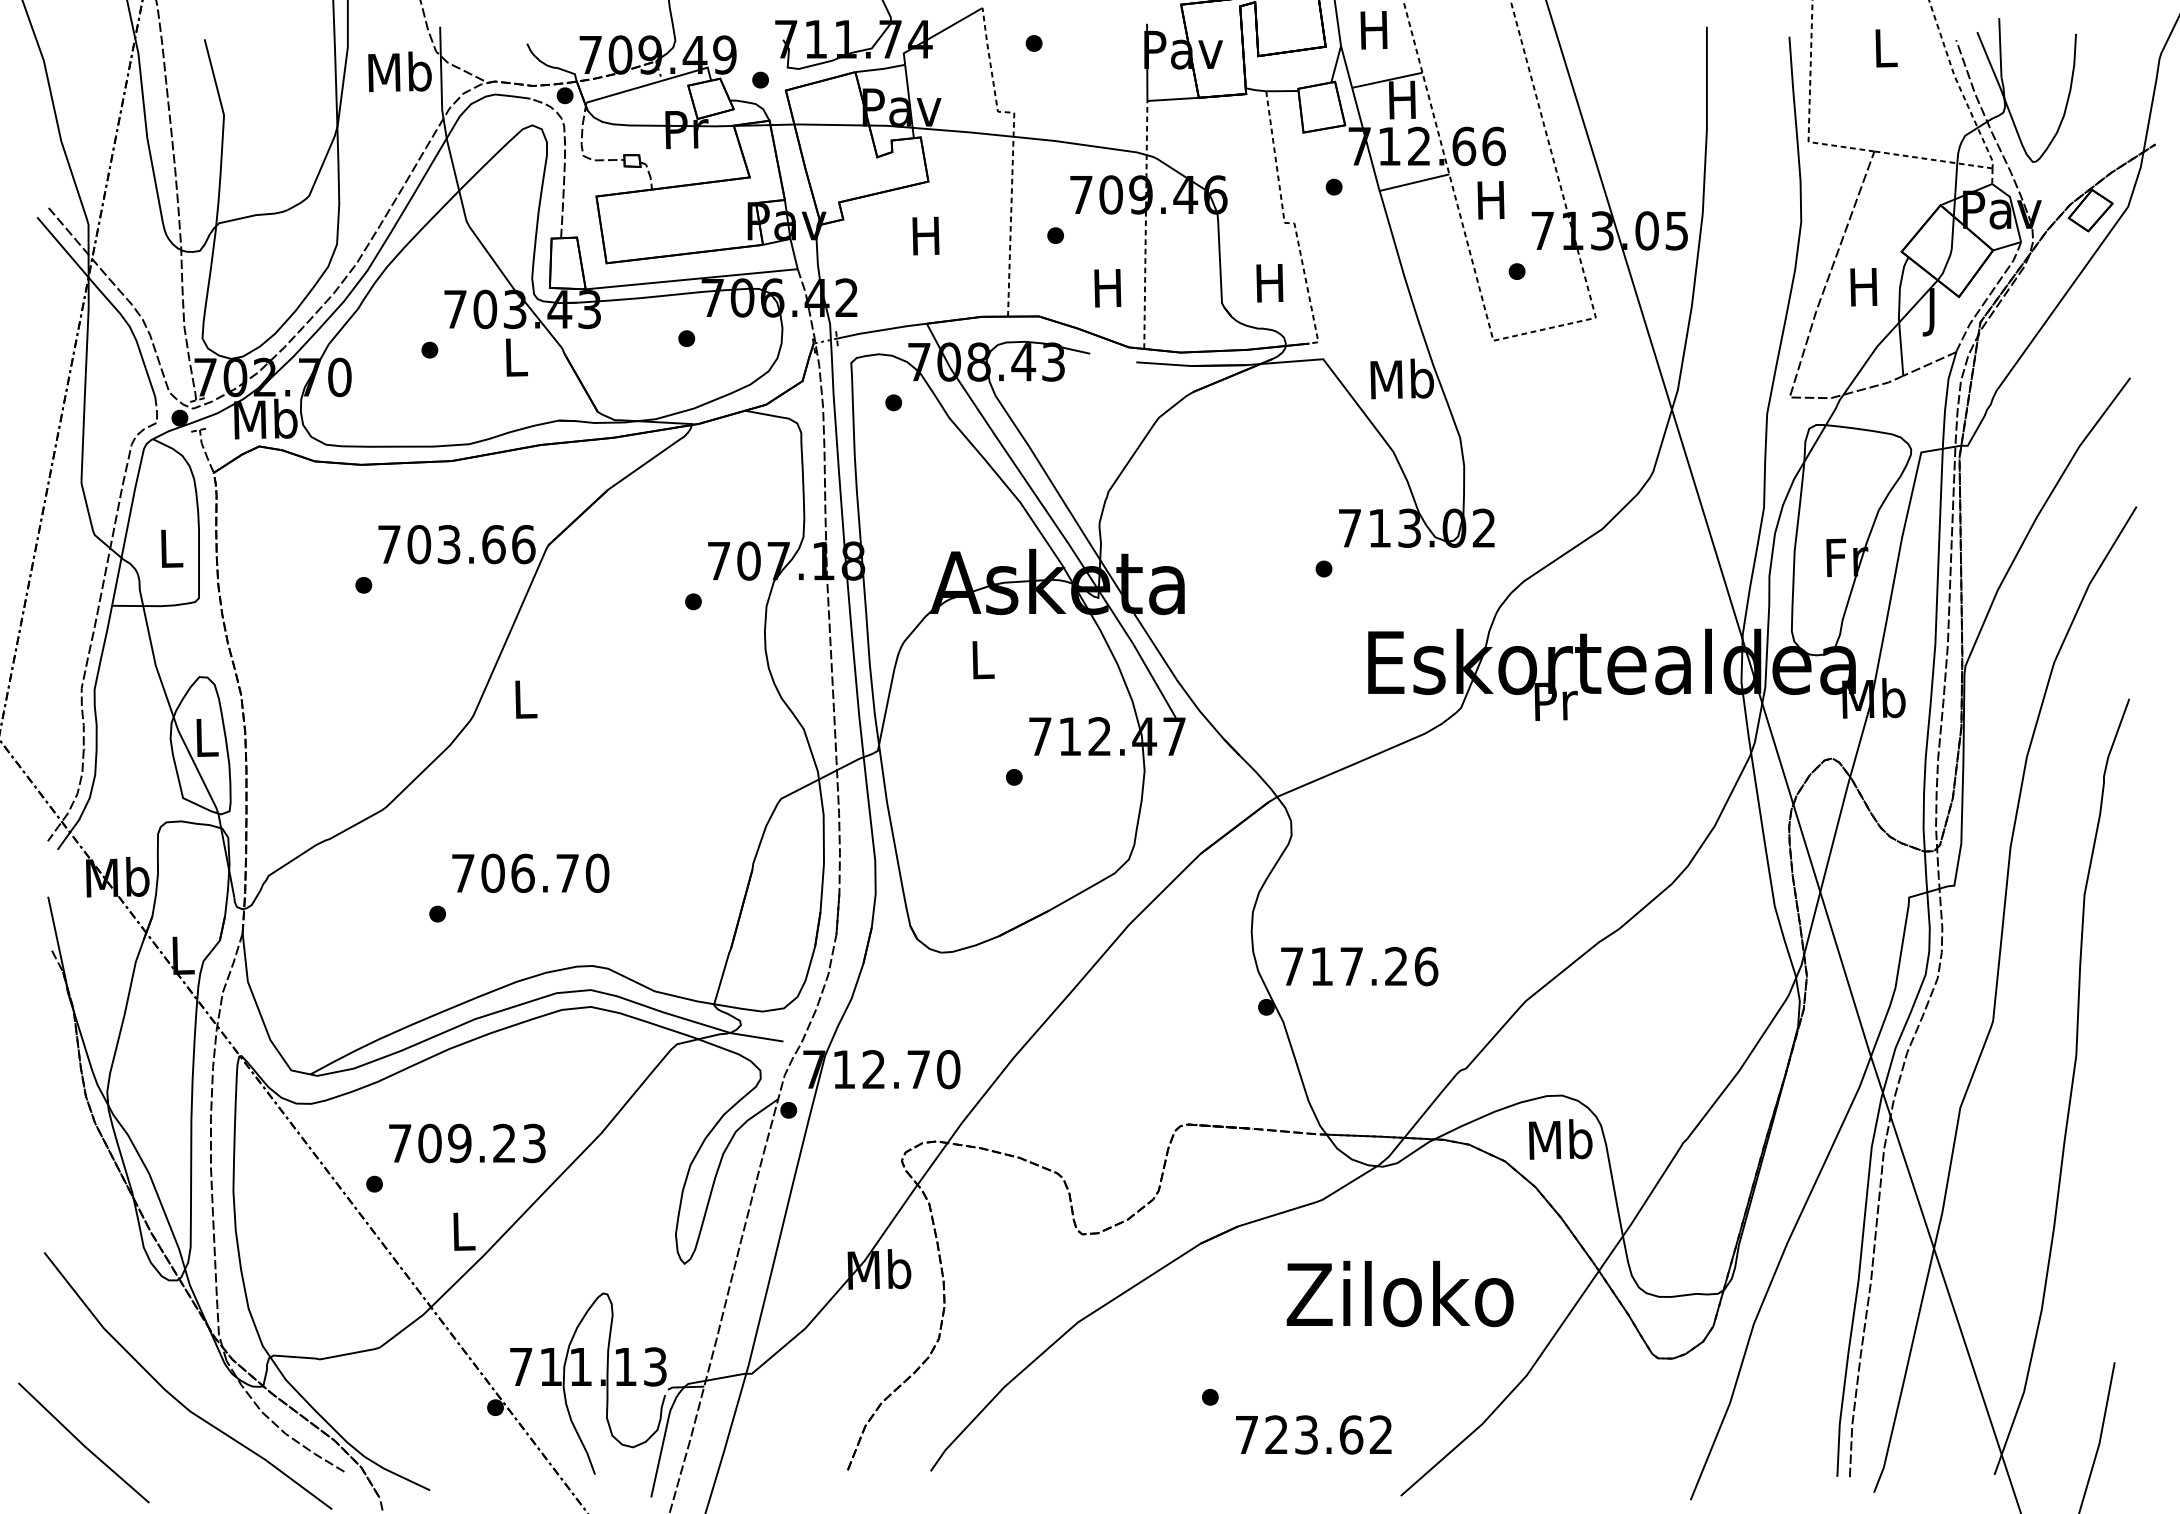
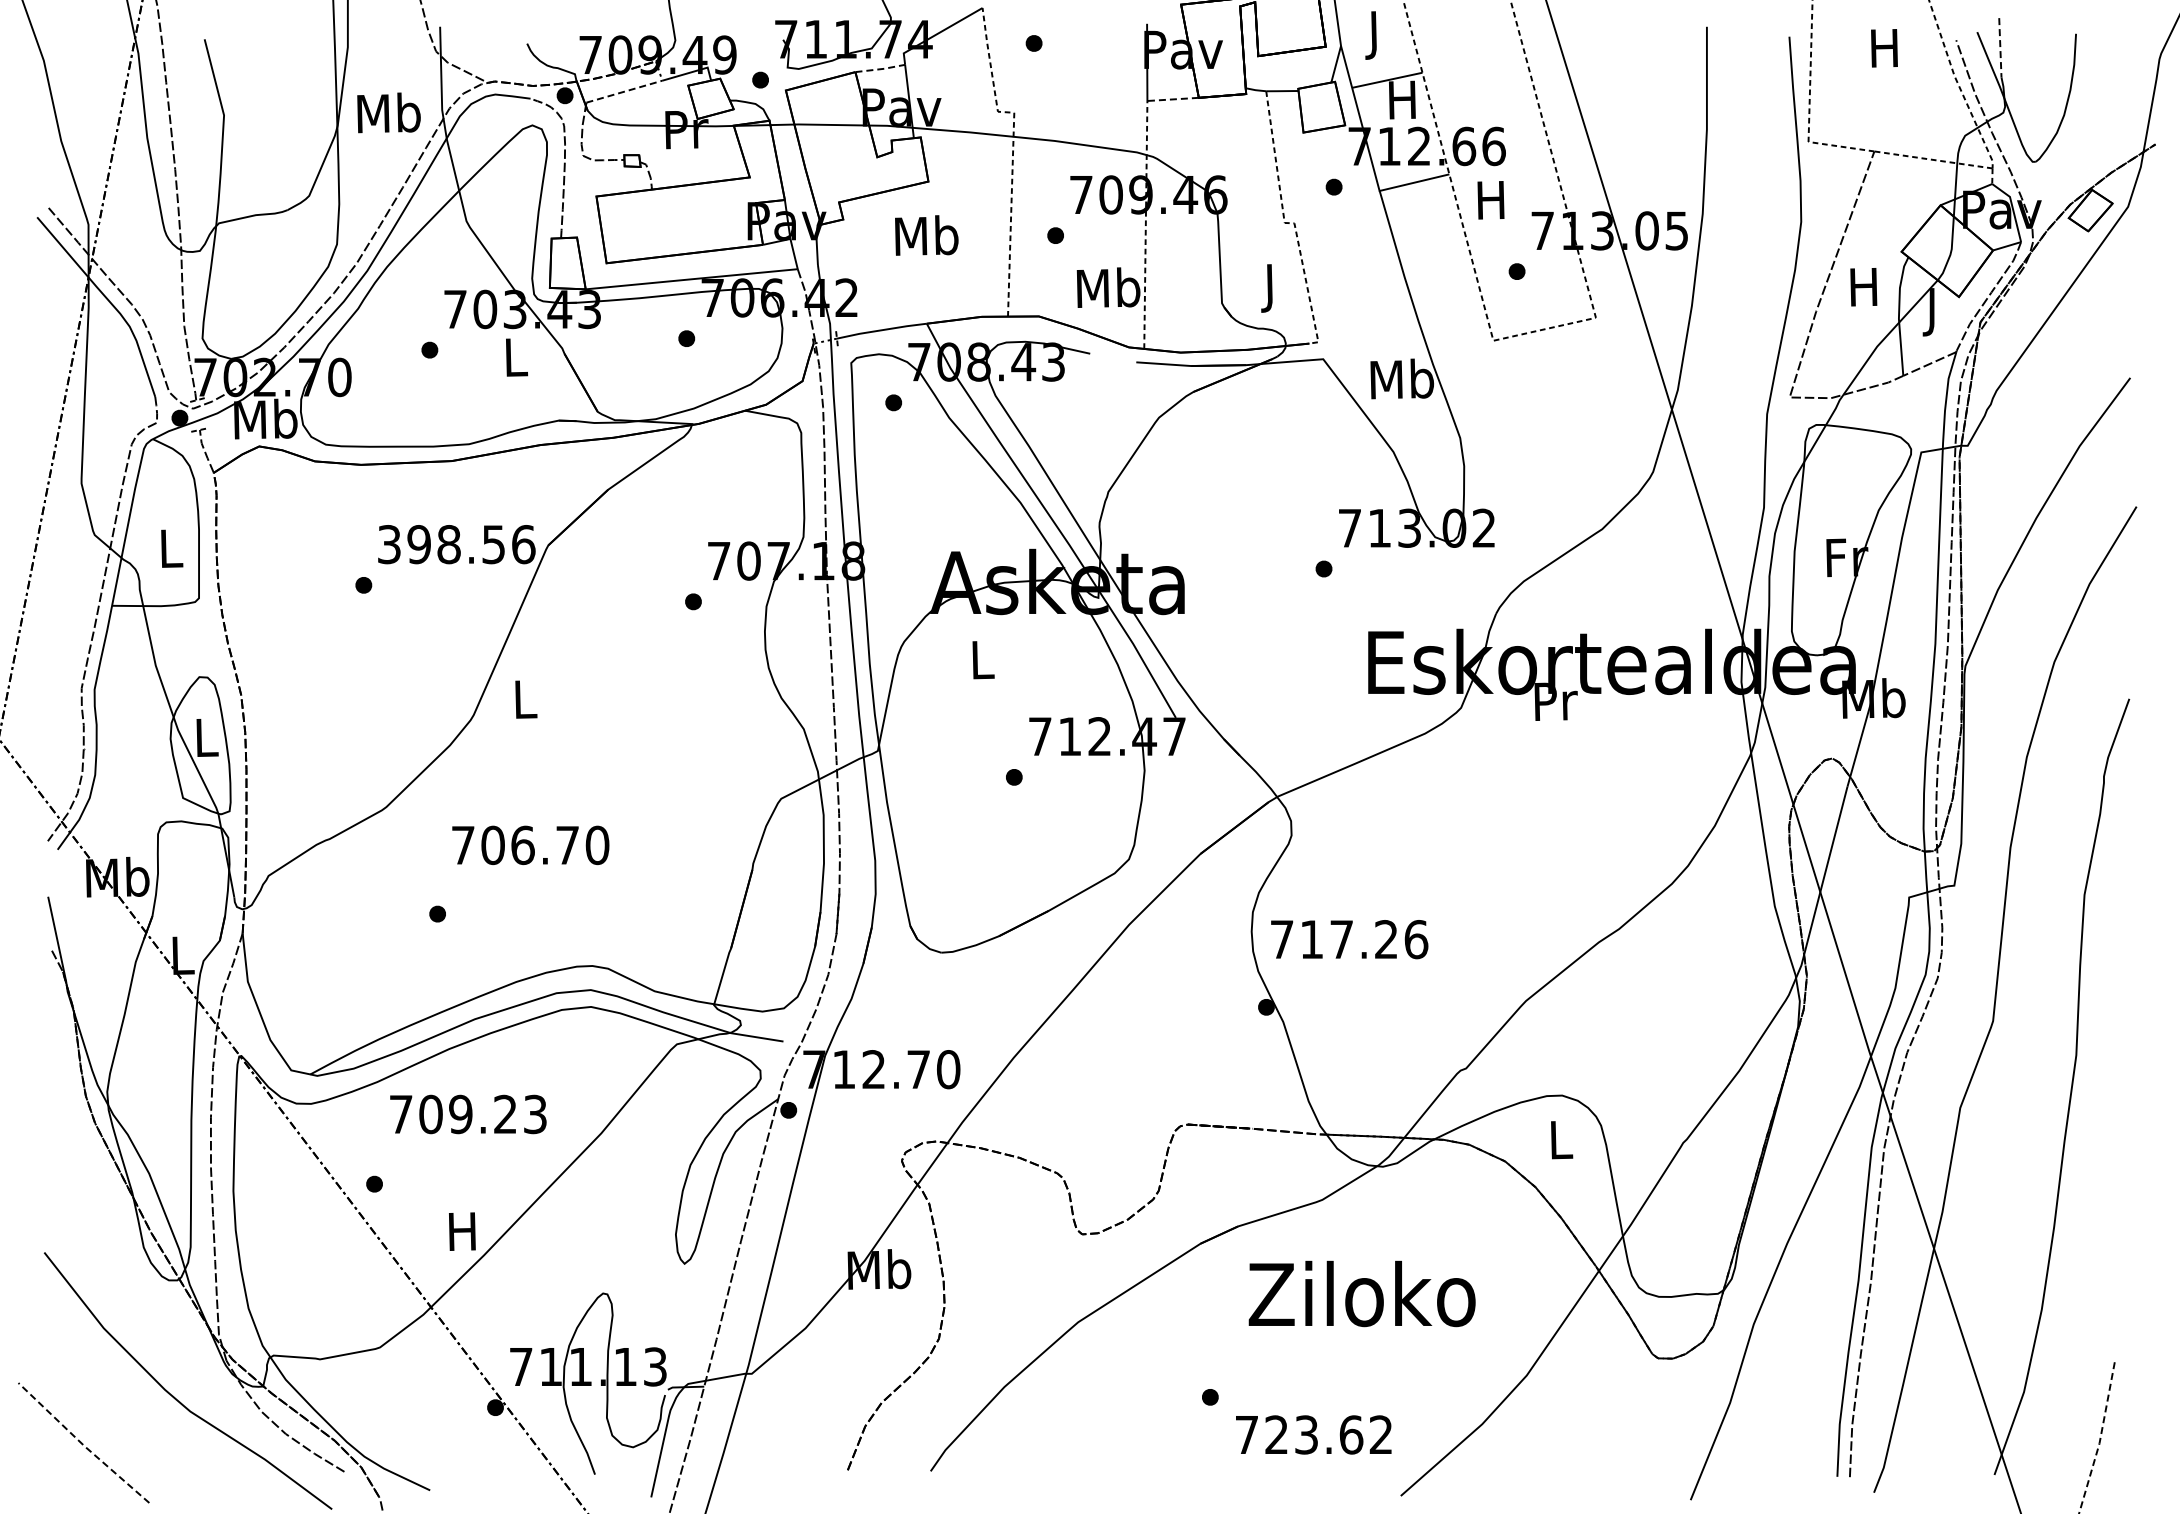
text: H -> J (1373, 35)
line: solid -> dashed (2000, 47)
text: L -> H (1884, 48)
line: solid -> dashed (881, 69)
text position: (399, 71) -> (388, 112) (388, 112)
line: solid -> dashed (624, 91)
line: solid -> dashed (1173, 99)
text: H -> Mb (926, 235)
text: H -> Mb (1108, 287)
text: H -> J (1269, 288)
text: 703.66 -> 398.56 (441, 544)
text position: (530, 873) -> (530, 845) (530, 845)
text position: (1359, 966) -> (1349, 939) (1349, 939)
text: Mb -> L (1560, 1139)
text position: (467, 1143) -> (468, 1114) (468, 1114)
text: L -> H (462, 1231)
text position: (1399, 1293) -> (1361, 1293) (1361, 1293)
line: solid -> dashed (2100, 1439)
line: solid -> dashed (82, 1444)
